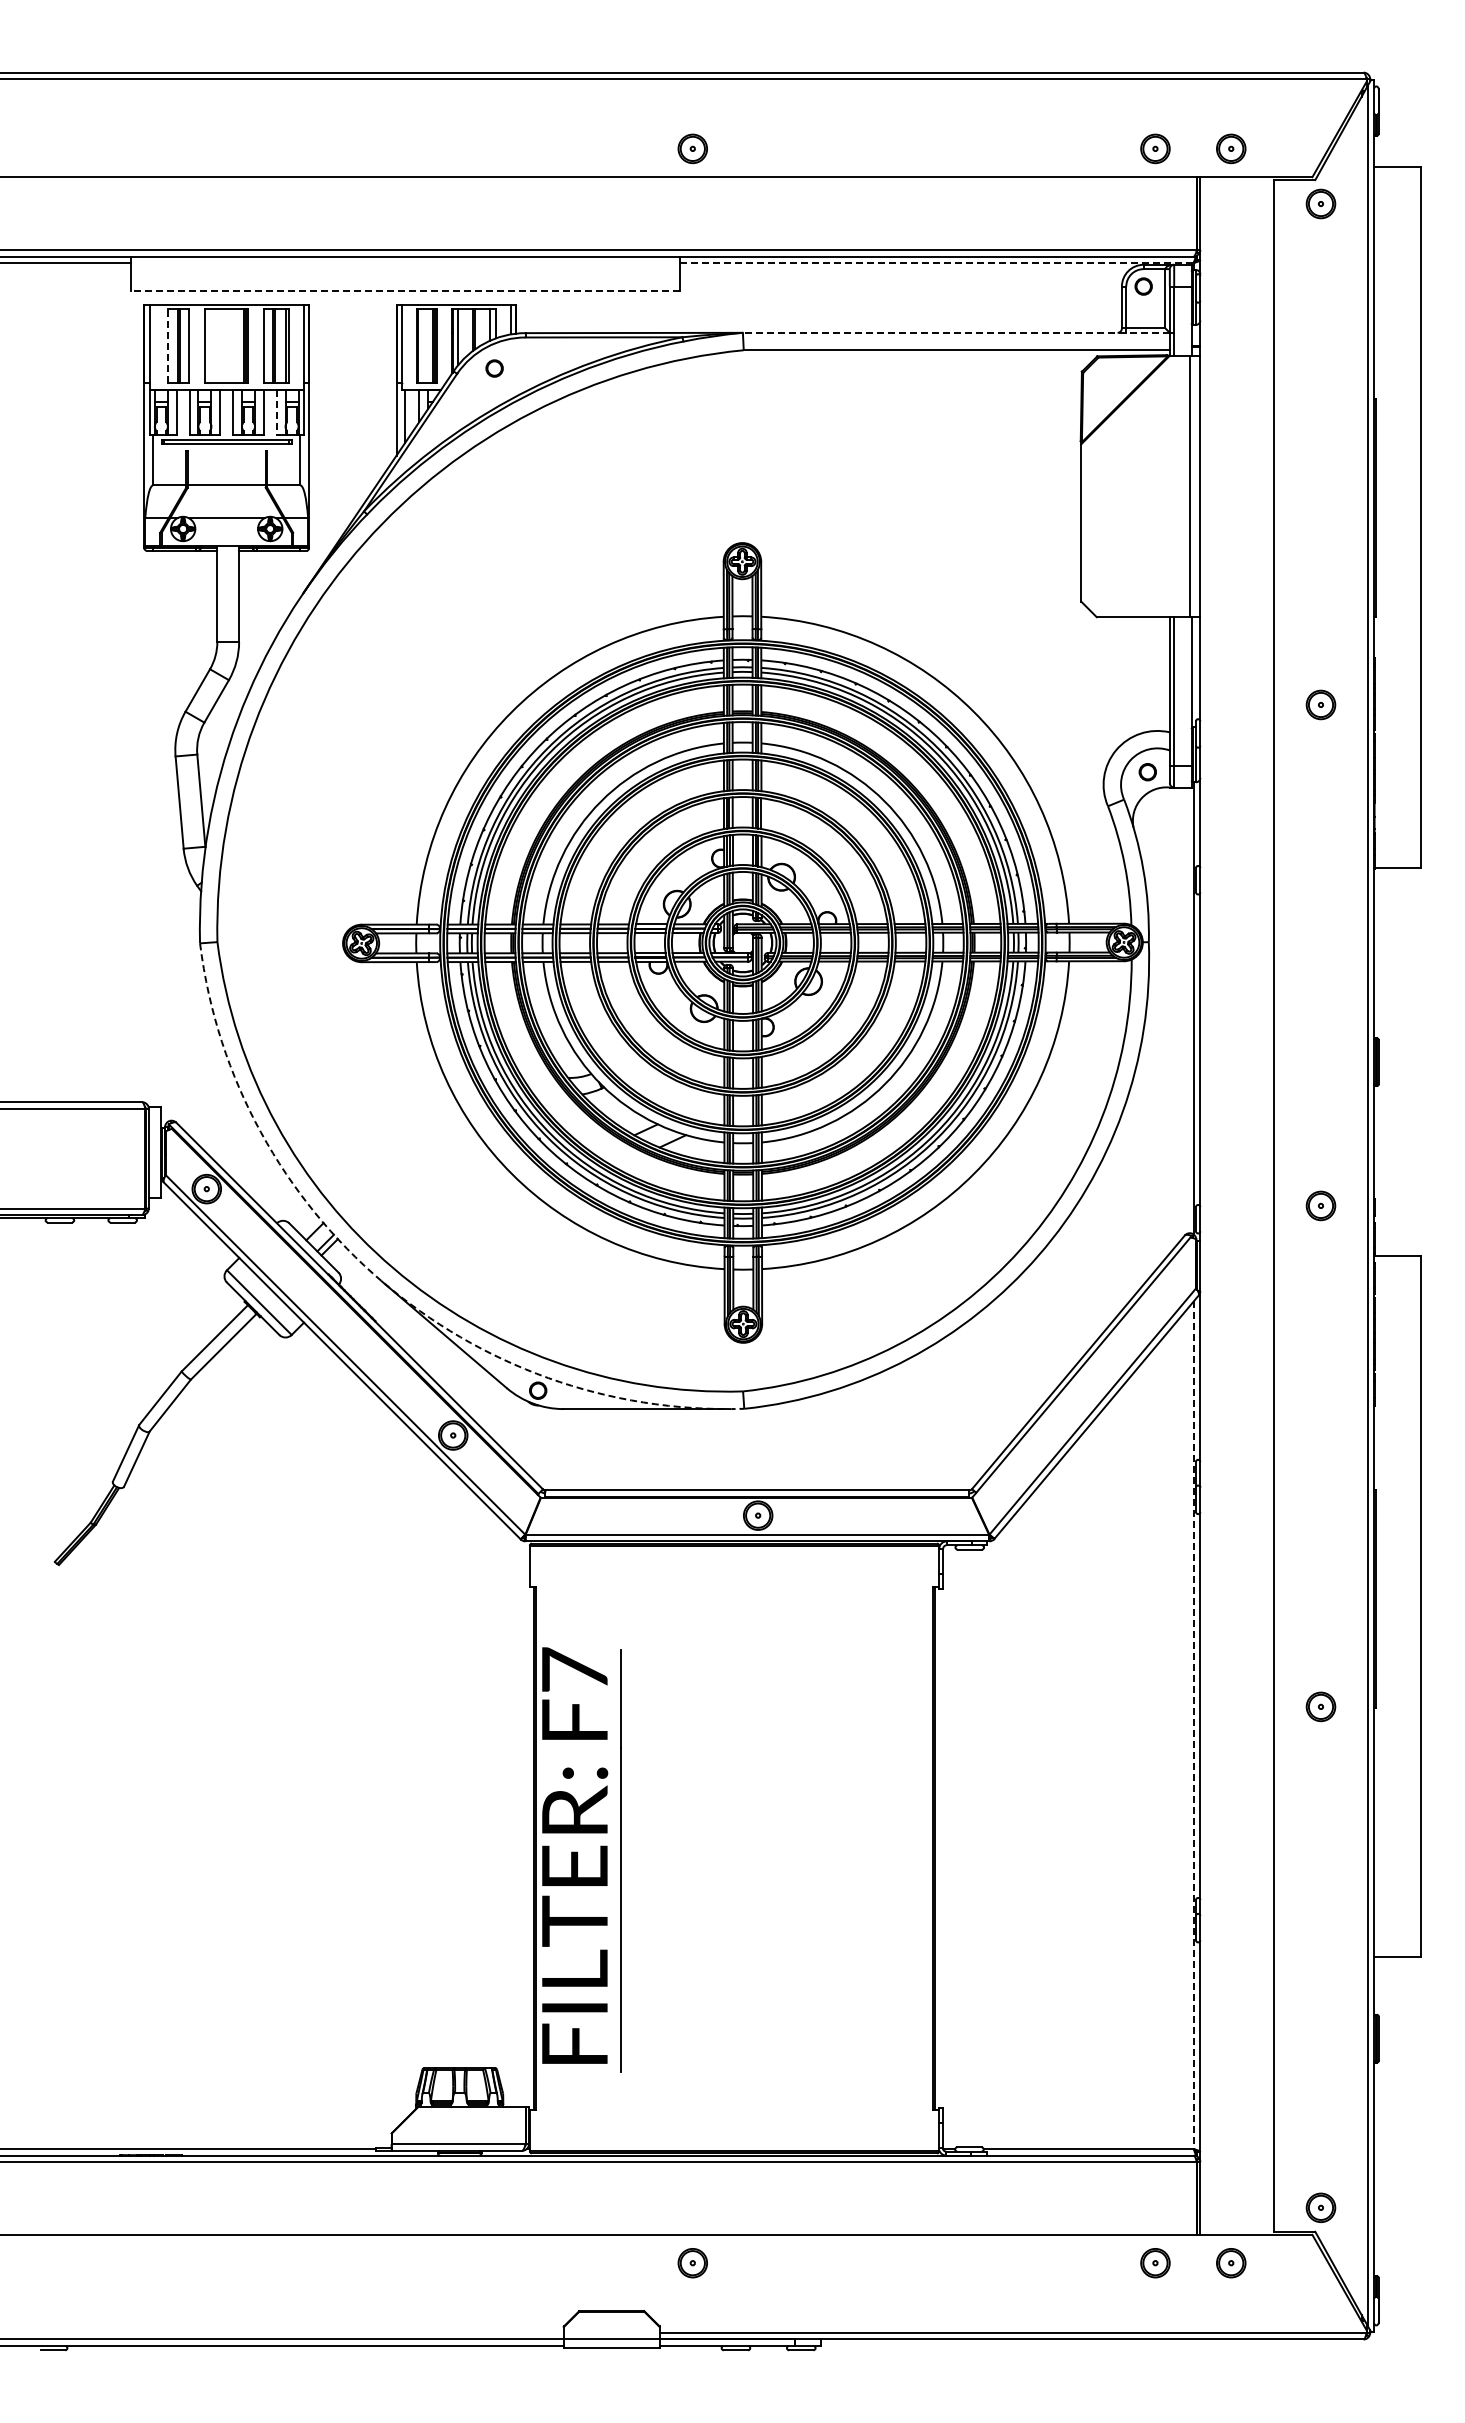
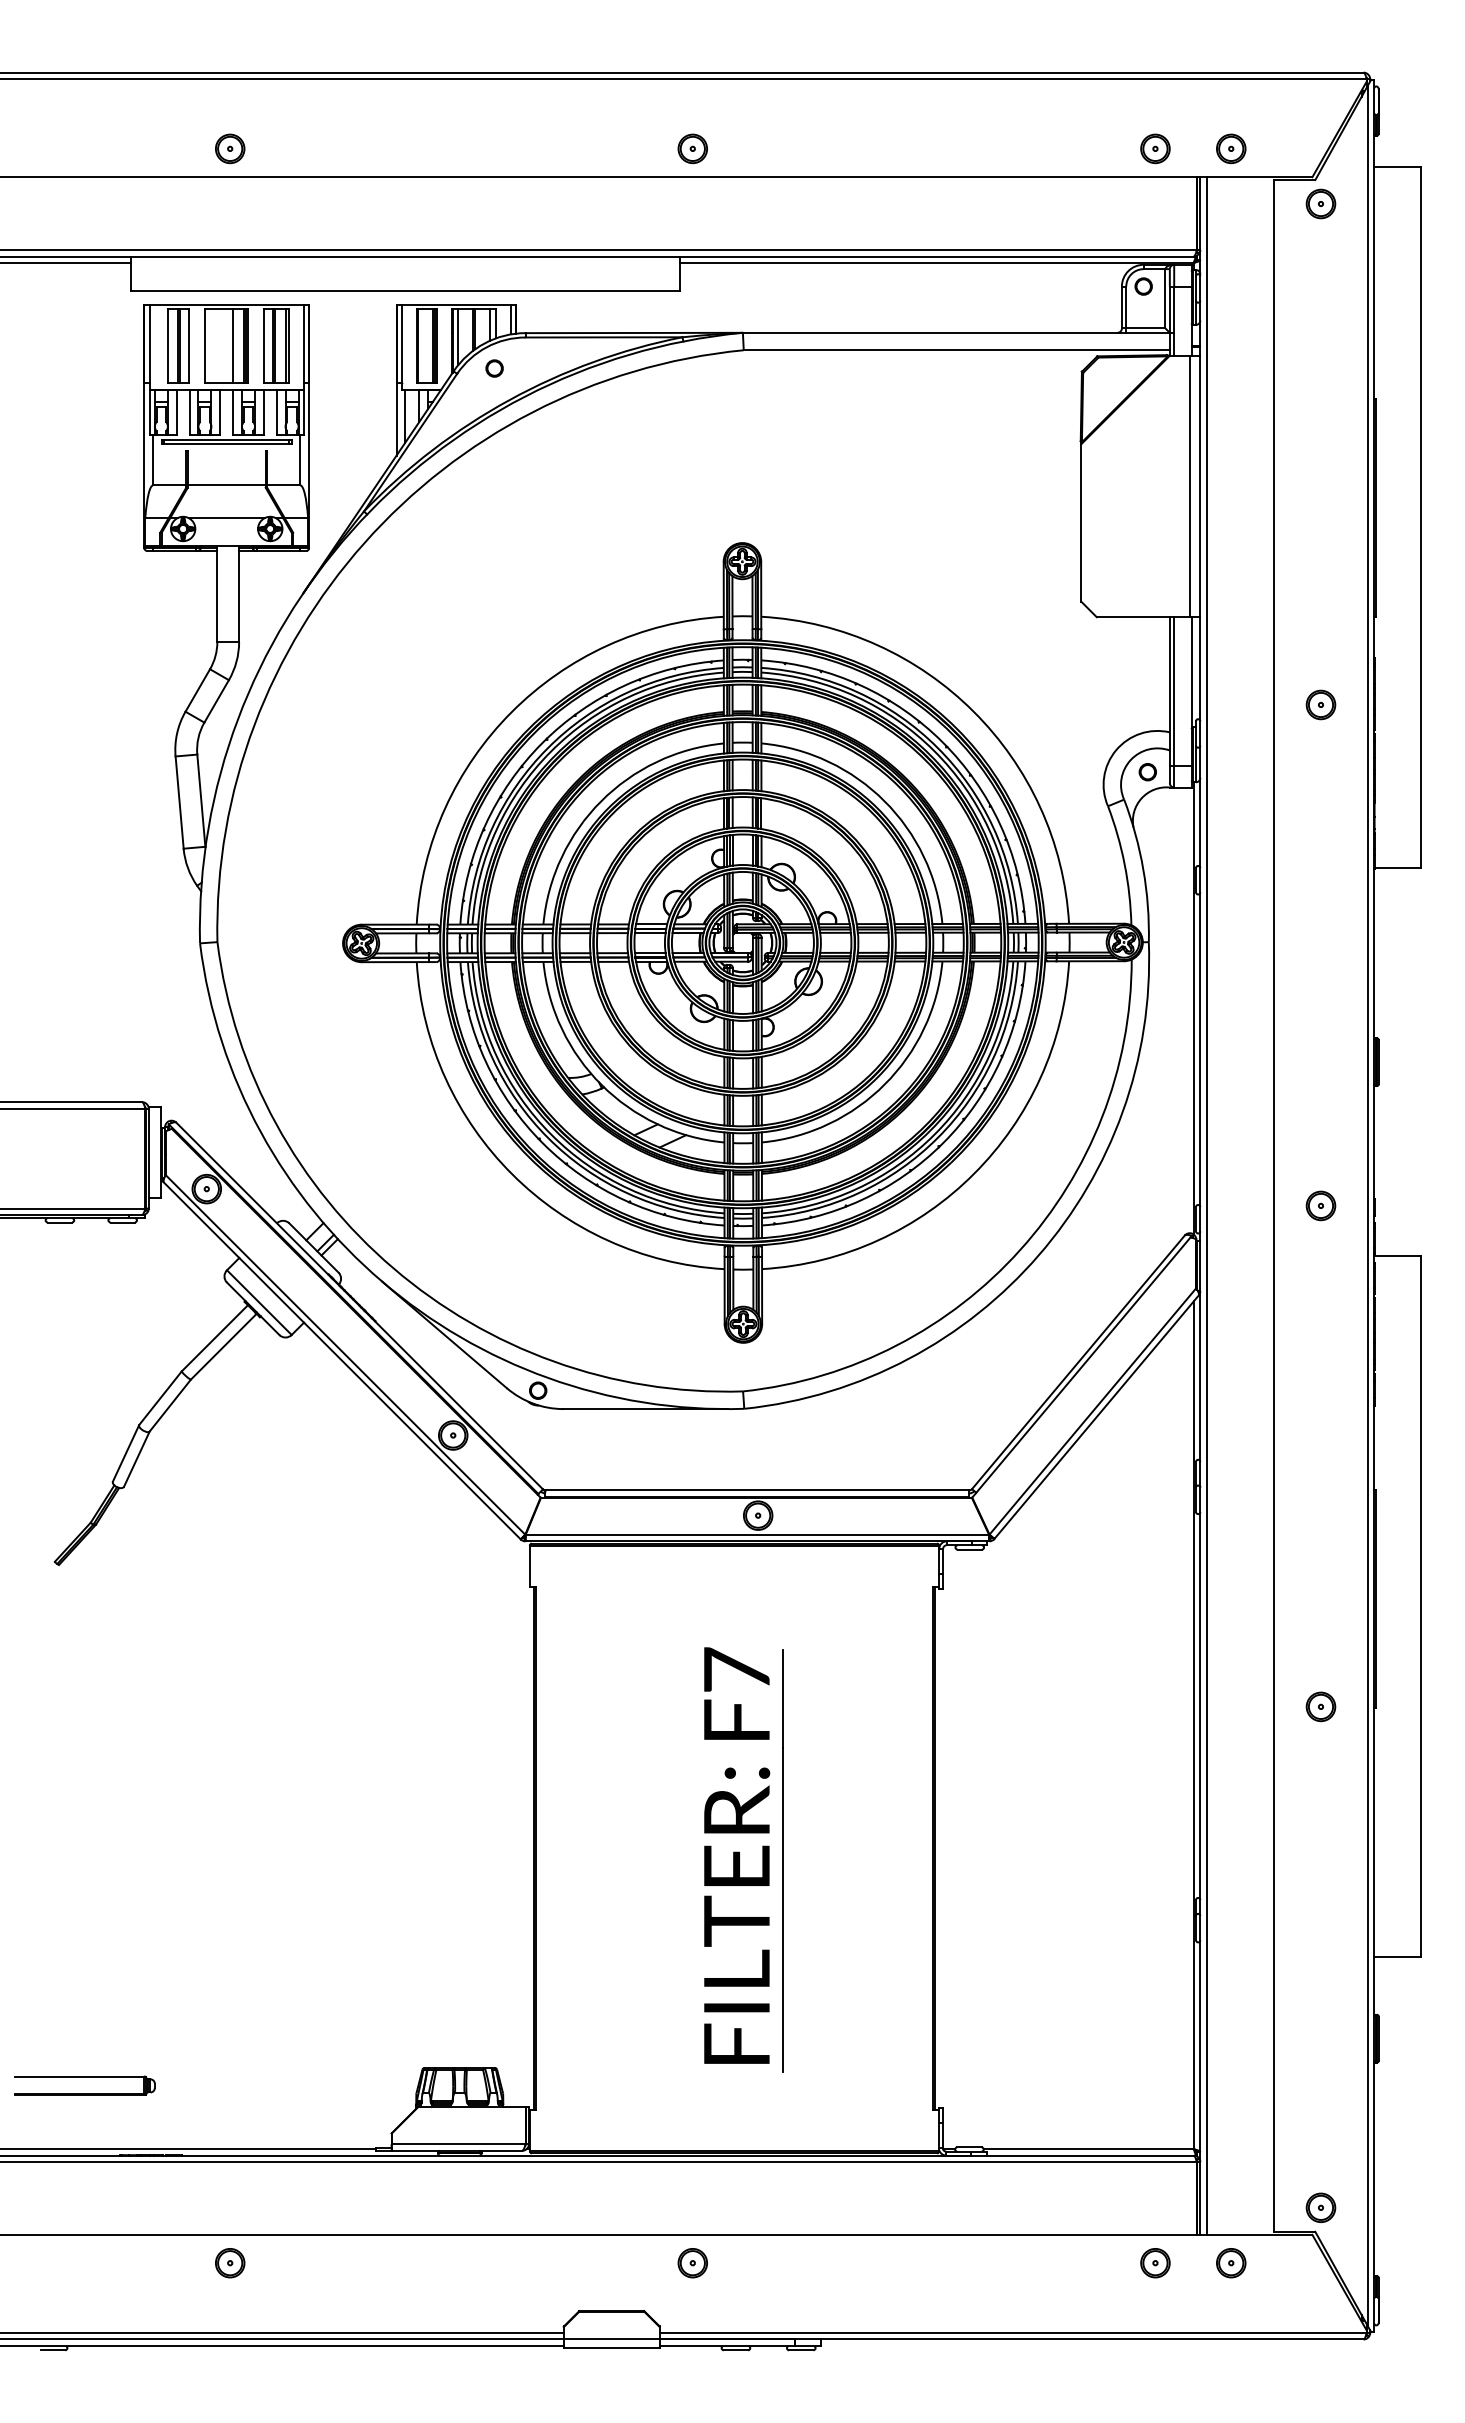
part: none -> present (230, 148)
line: dashed -> solid (937, 263)
line: dashed -> solid (404, 291)
line: dashed -> solid (955, 332)
line: dashed -> solid (167, 345)
line: none -> present (233, 346)
line: dashed -> solid (276, 413)
line: none -> present (1206, 1205)
arc: dashed -> solid (382, 1281)
line: dashed -> solid (1193, 1725)
part position: (581, 1859) -> (743, 1859) (743, 1859)
part: none -> present (84, 2077)
part: none -> present (230, 2263)
line: none -> present (282, 2332)
